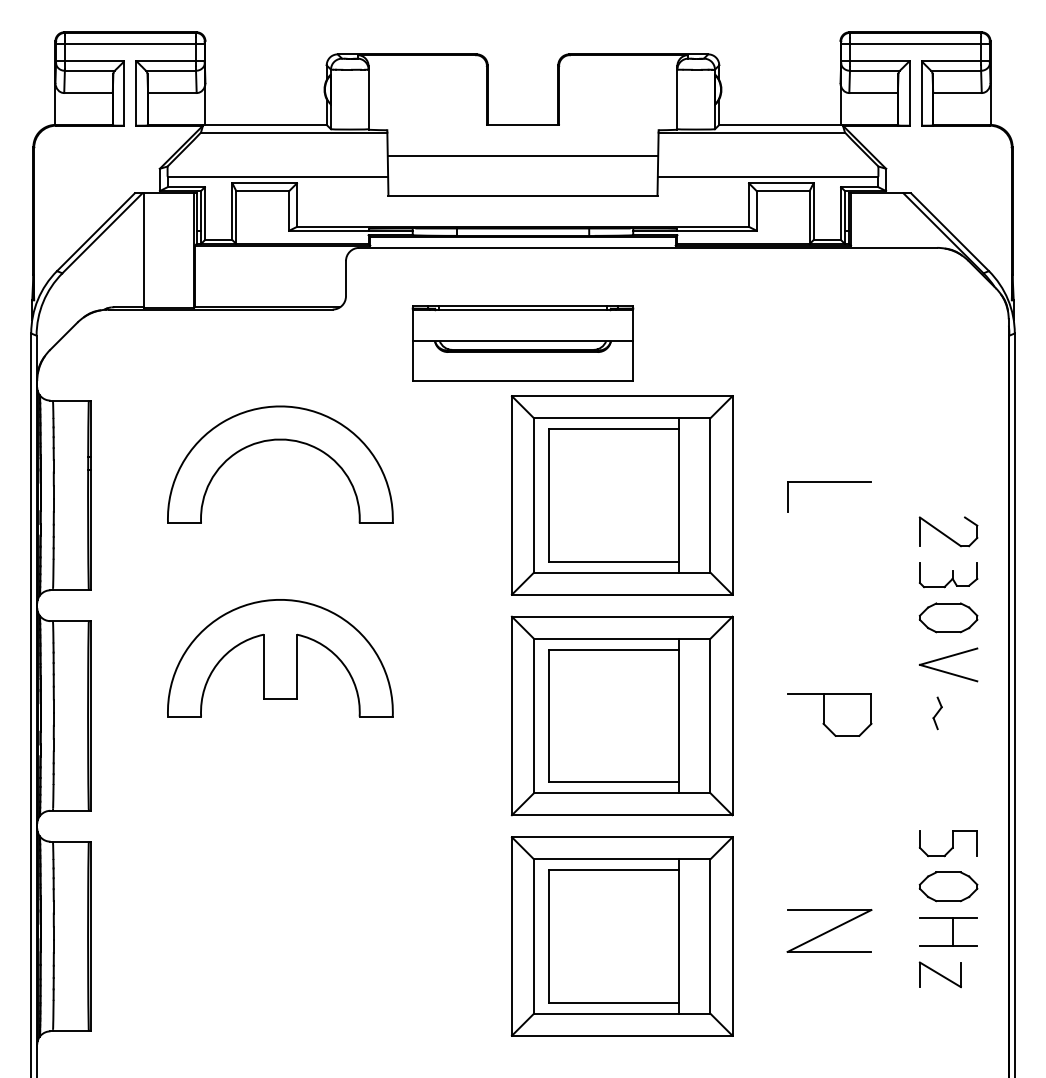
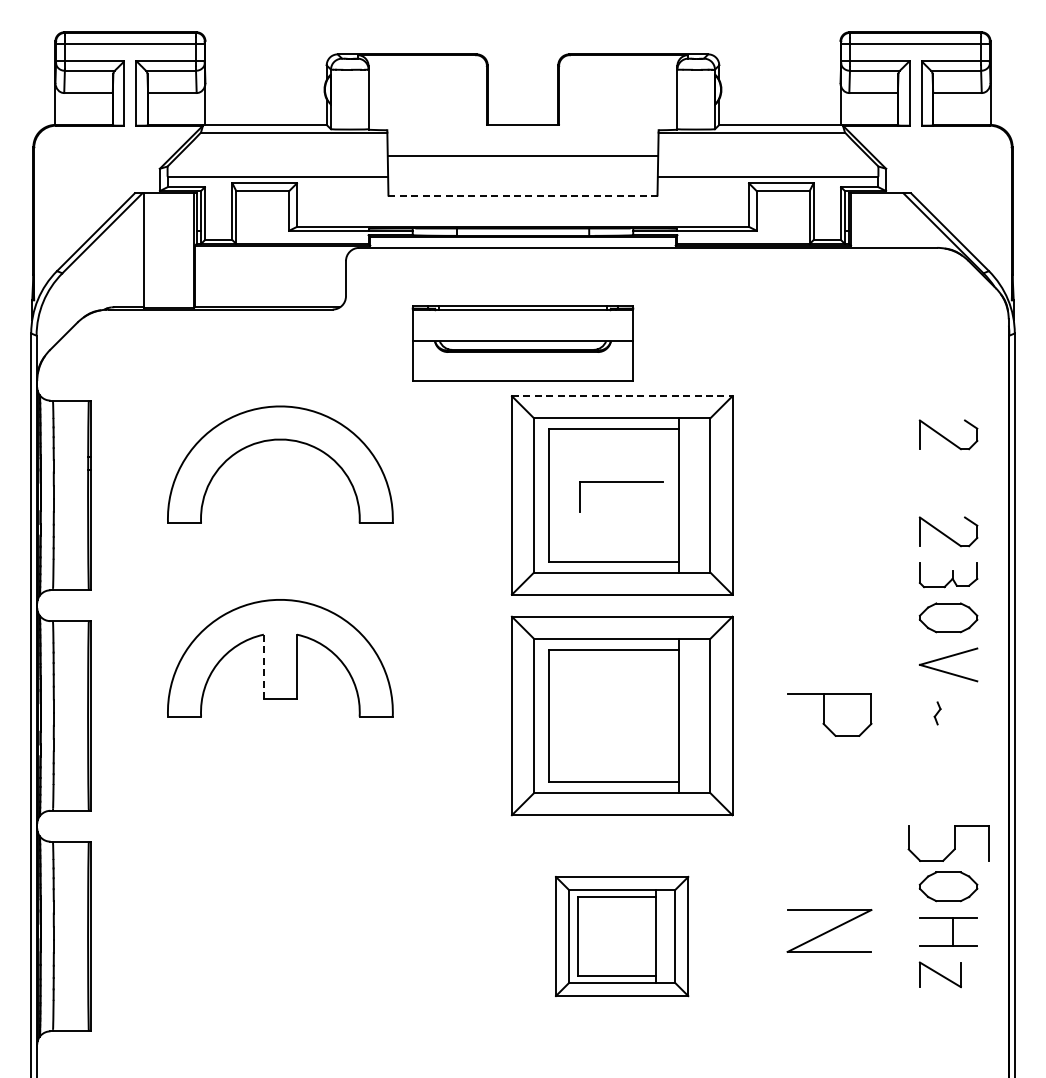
line: solid -> dashed (522, 195)
line: solid -> dashed (622, 396)
part: none -> present (948, 434)
part position: (829, 482) -> (621, 482) (621, 482)
line: solid -> dashed (263, 666)
part size: 11x35 px -> 9x25 px (937, 713)
part size: 60x28 px -> 83x37 px (948, 843)
part size: 224x201 px -> 135x123 px (622, 936)
